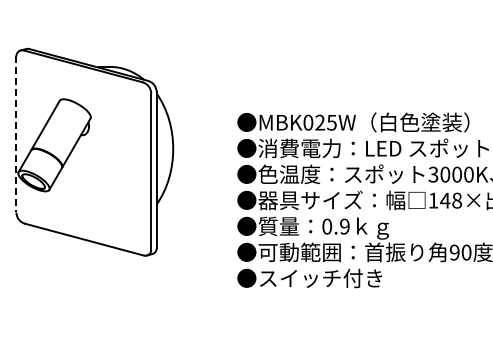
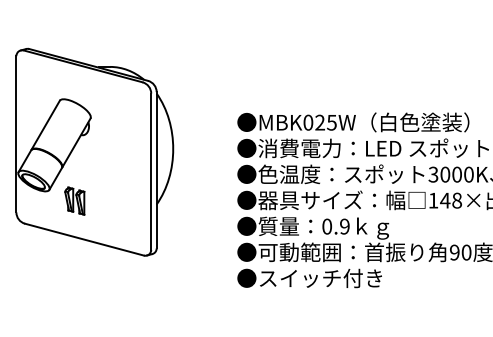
line: dashed -> solid (16, 134)
part: none -> present (74, 200)
